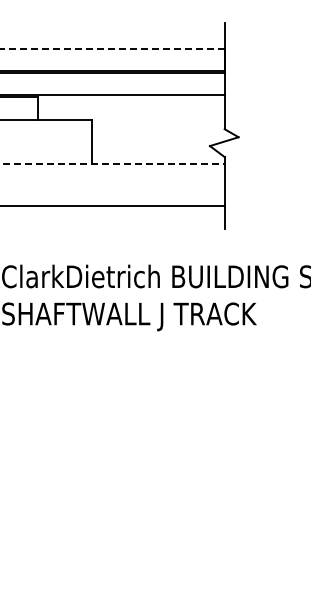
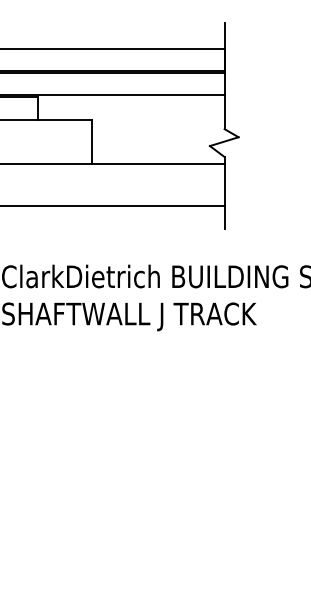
line: dashed -> solid (112, 48)
line: dashed -> solid (112, 164)
